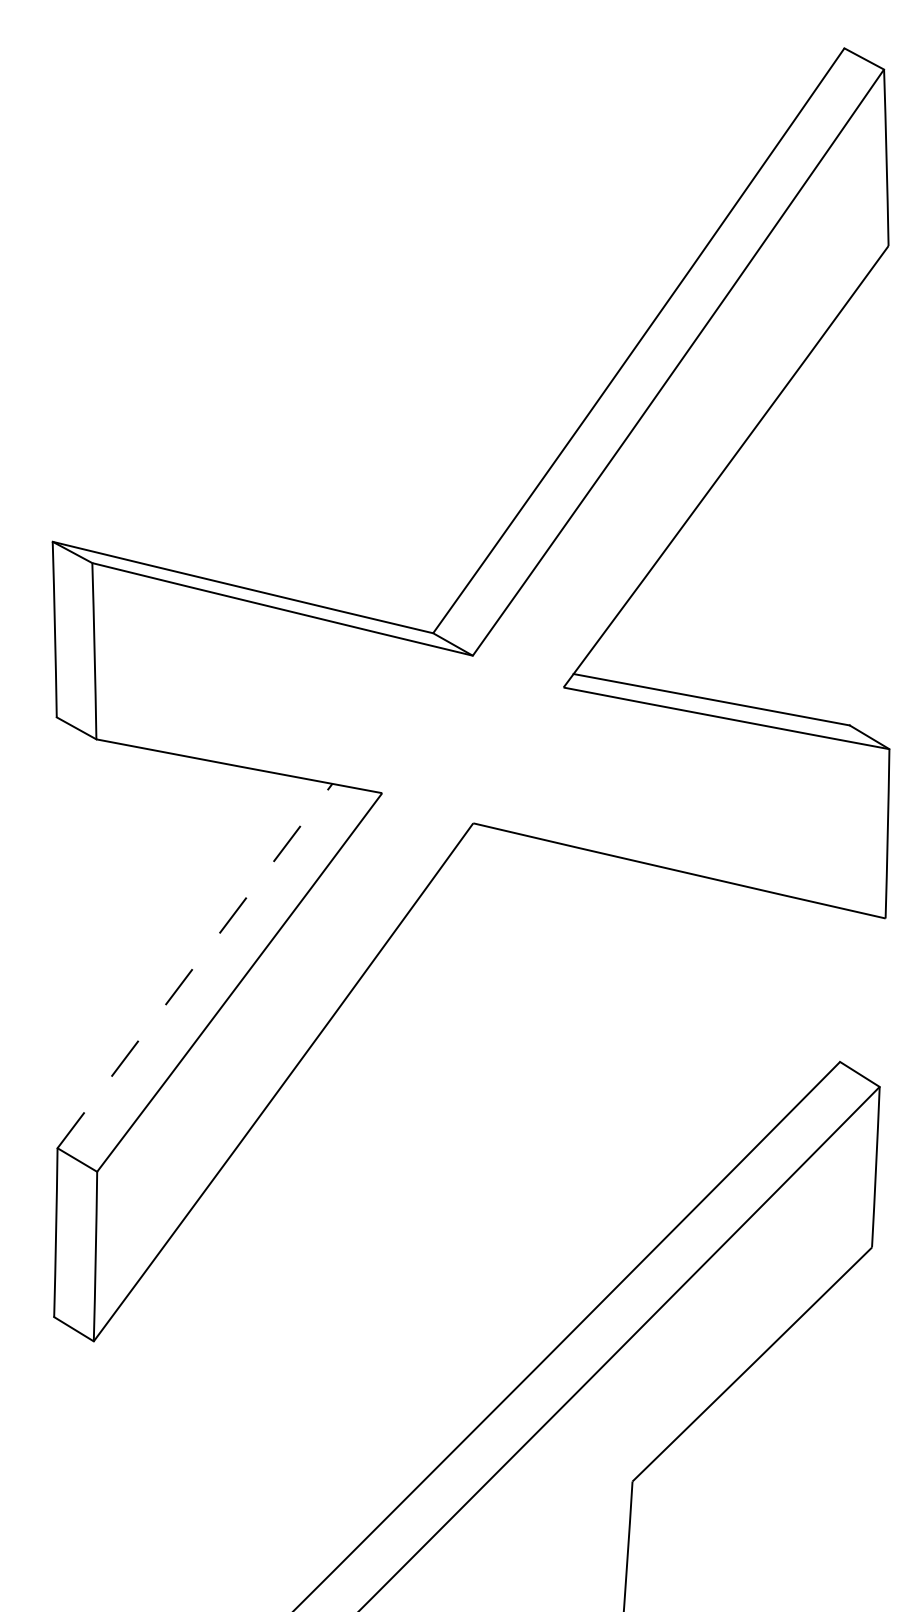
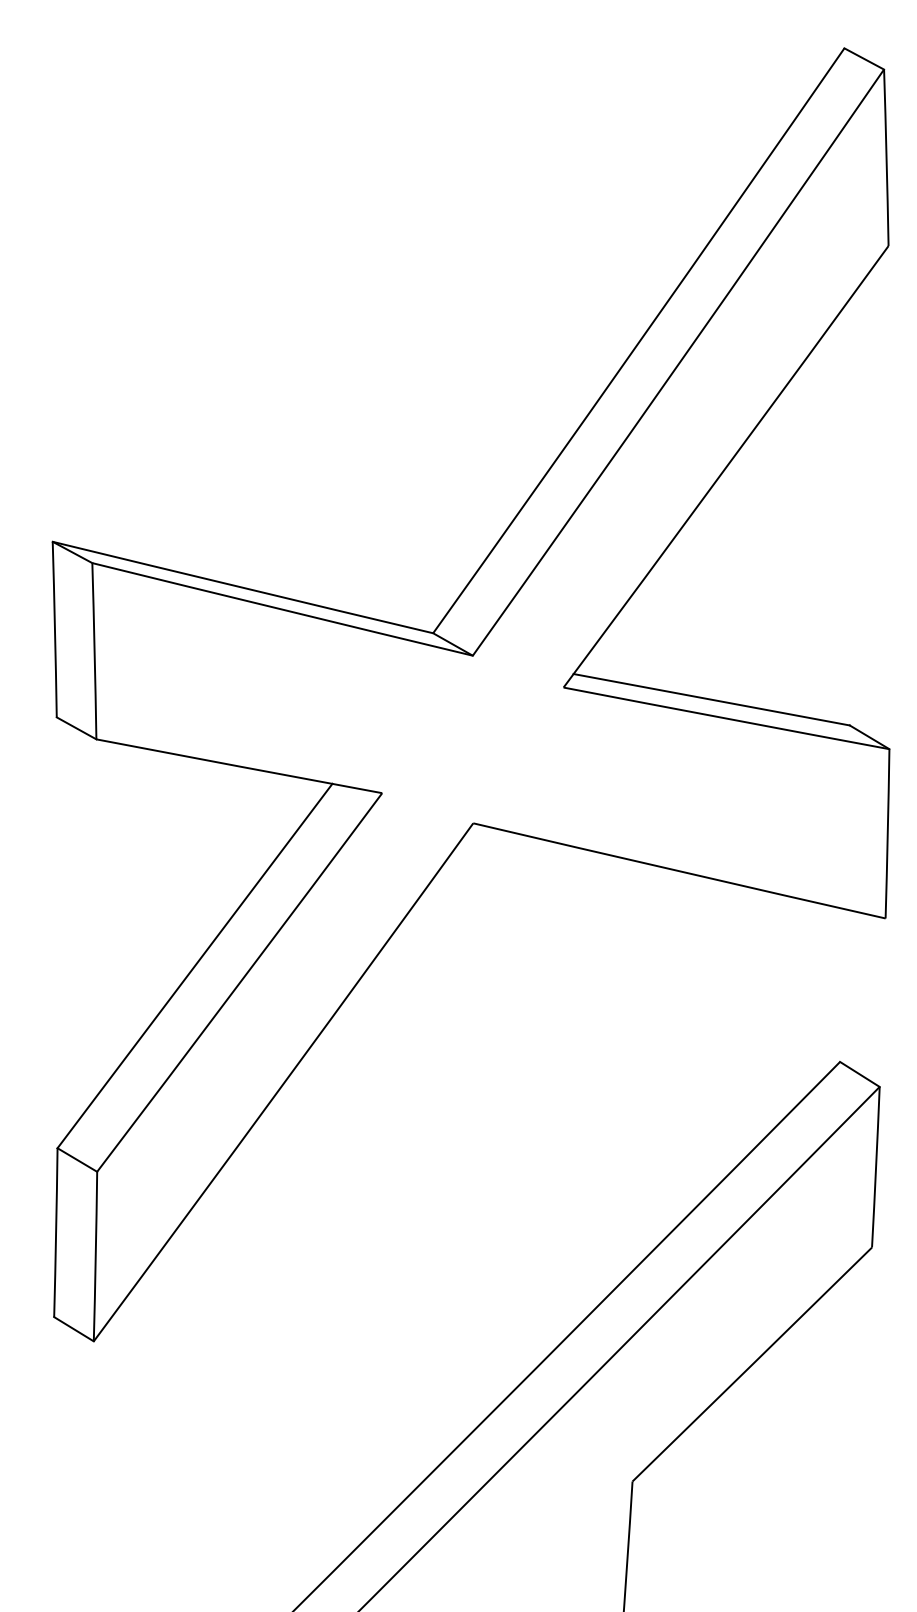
line: dashed -> solid (195, 965)
